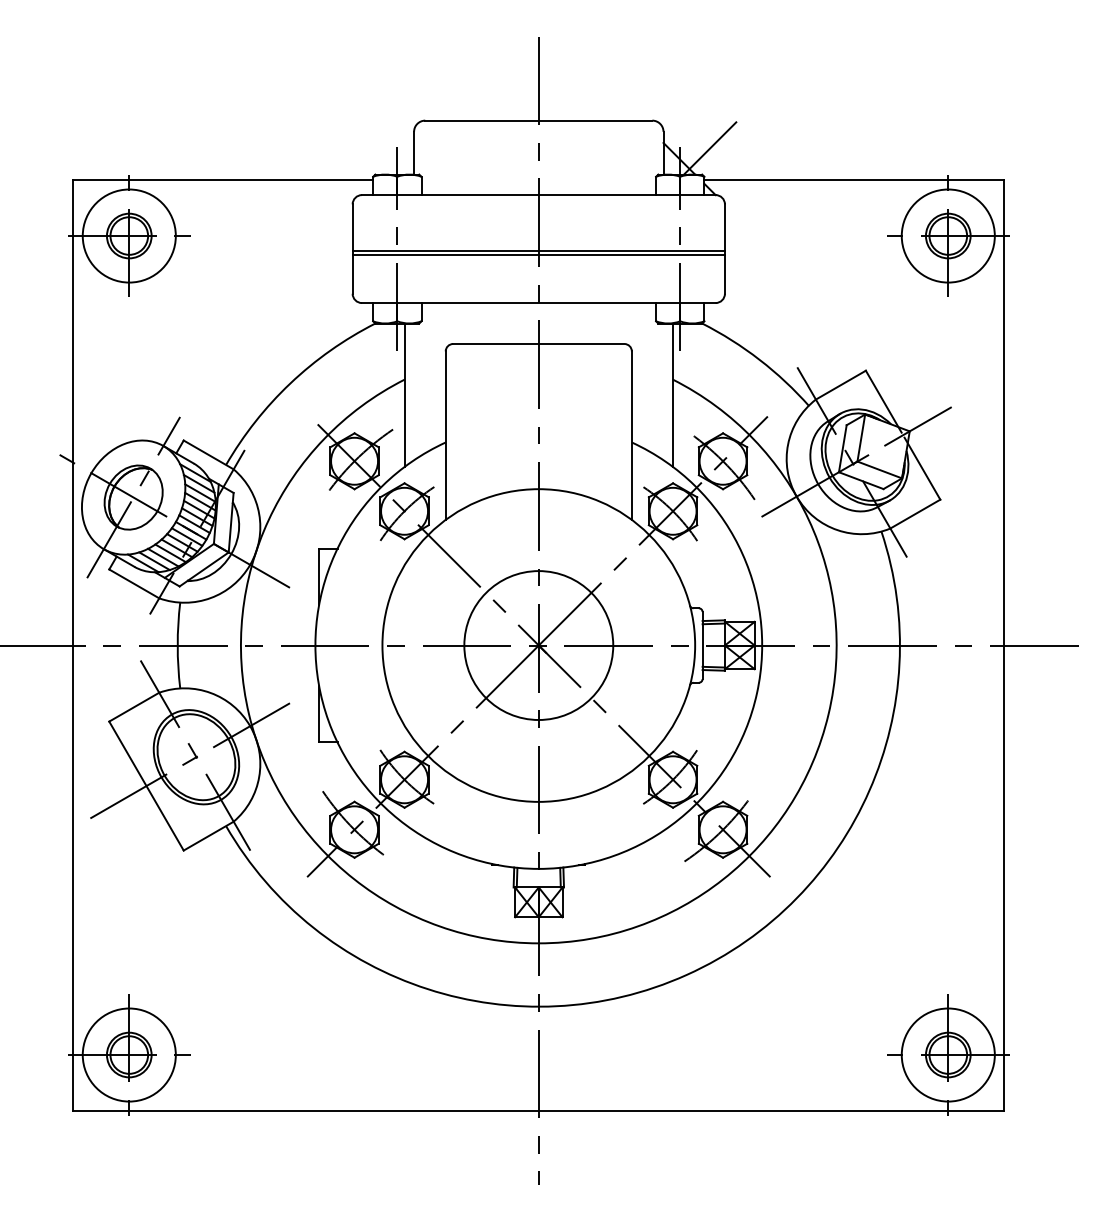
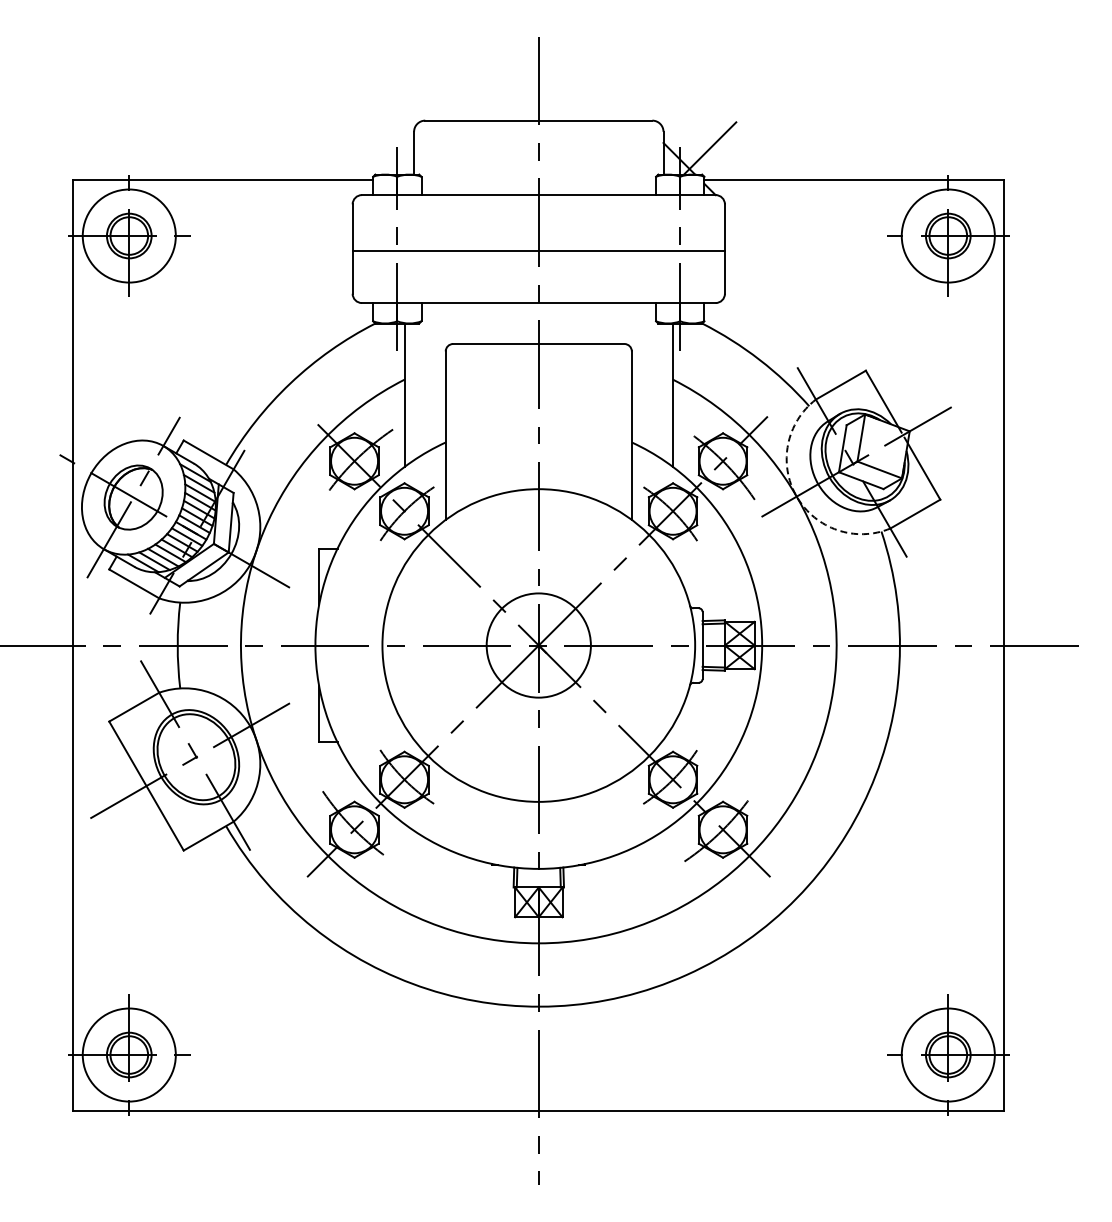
line: present -> none (538, 254)
arc: solid -> dashed (796, 496)
circle diameter: 149 px -> 104 px (538, 645)
